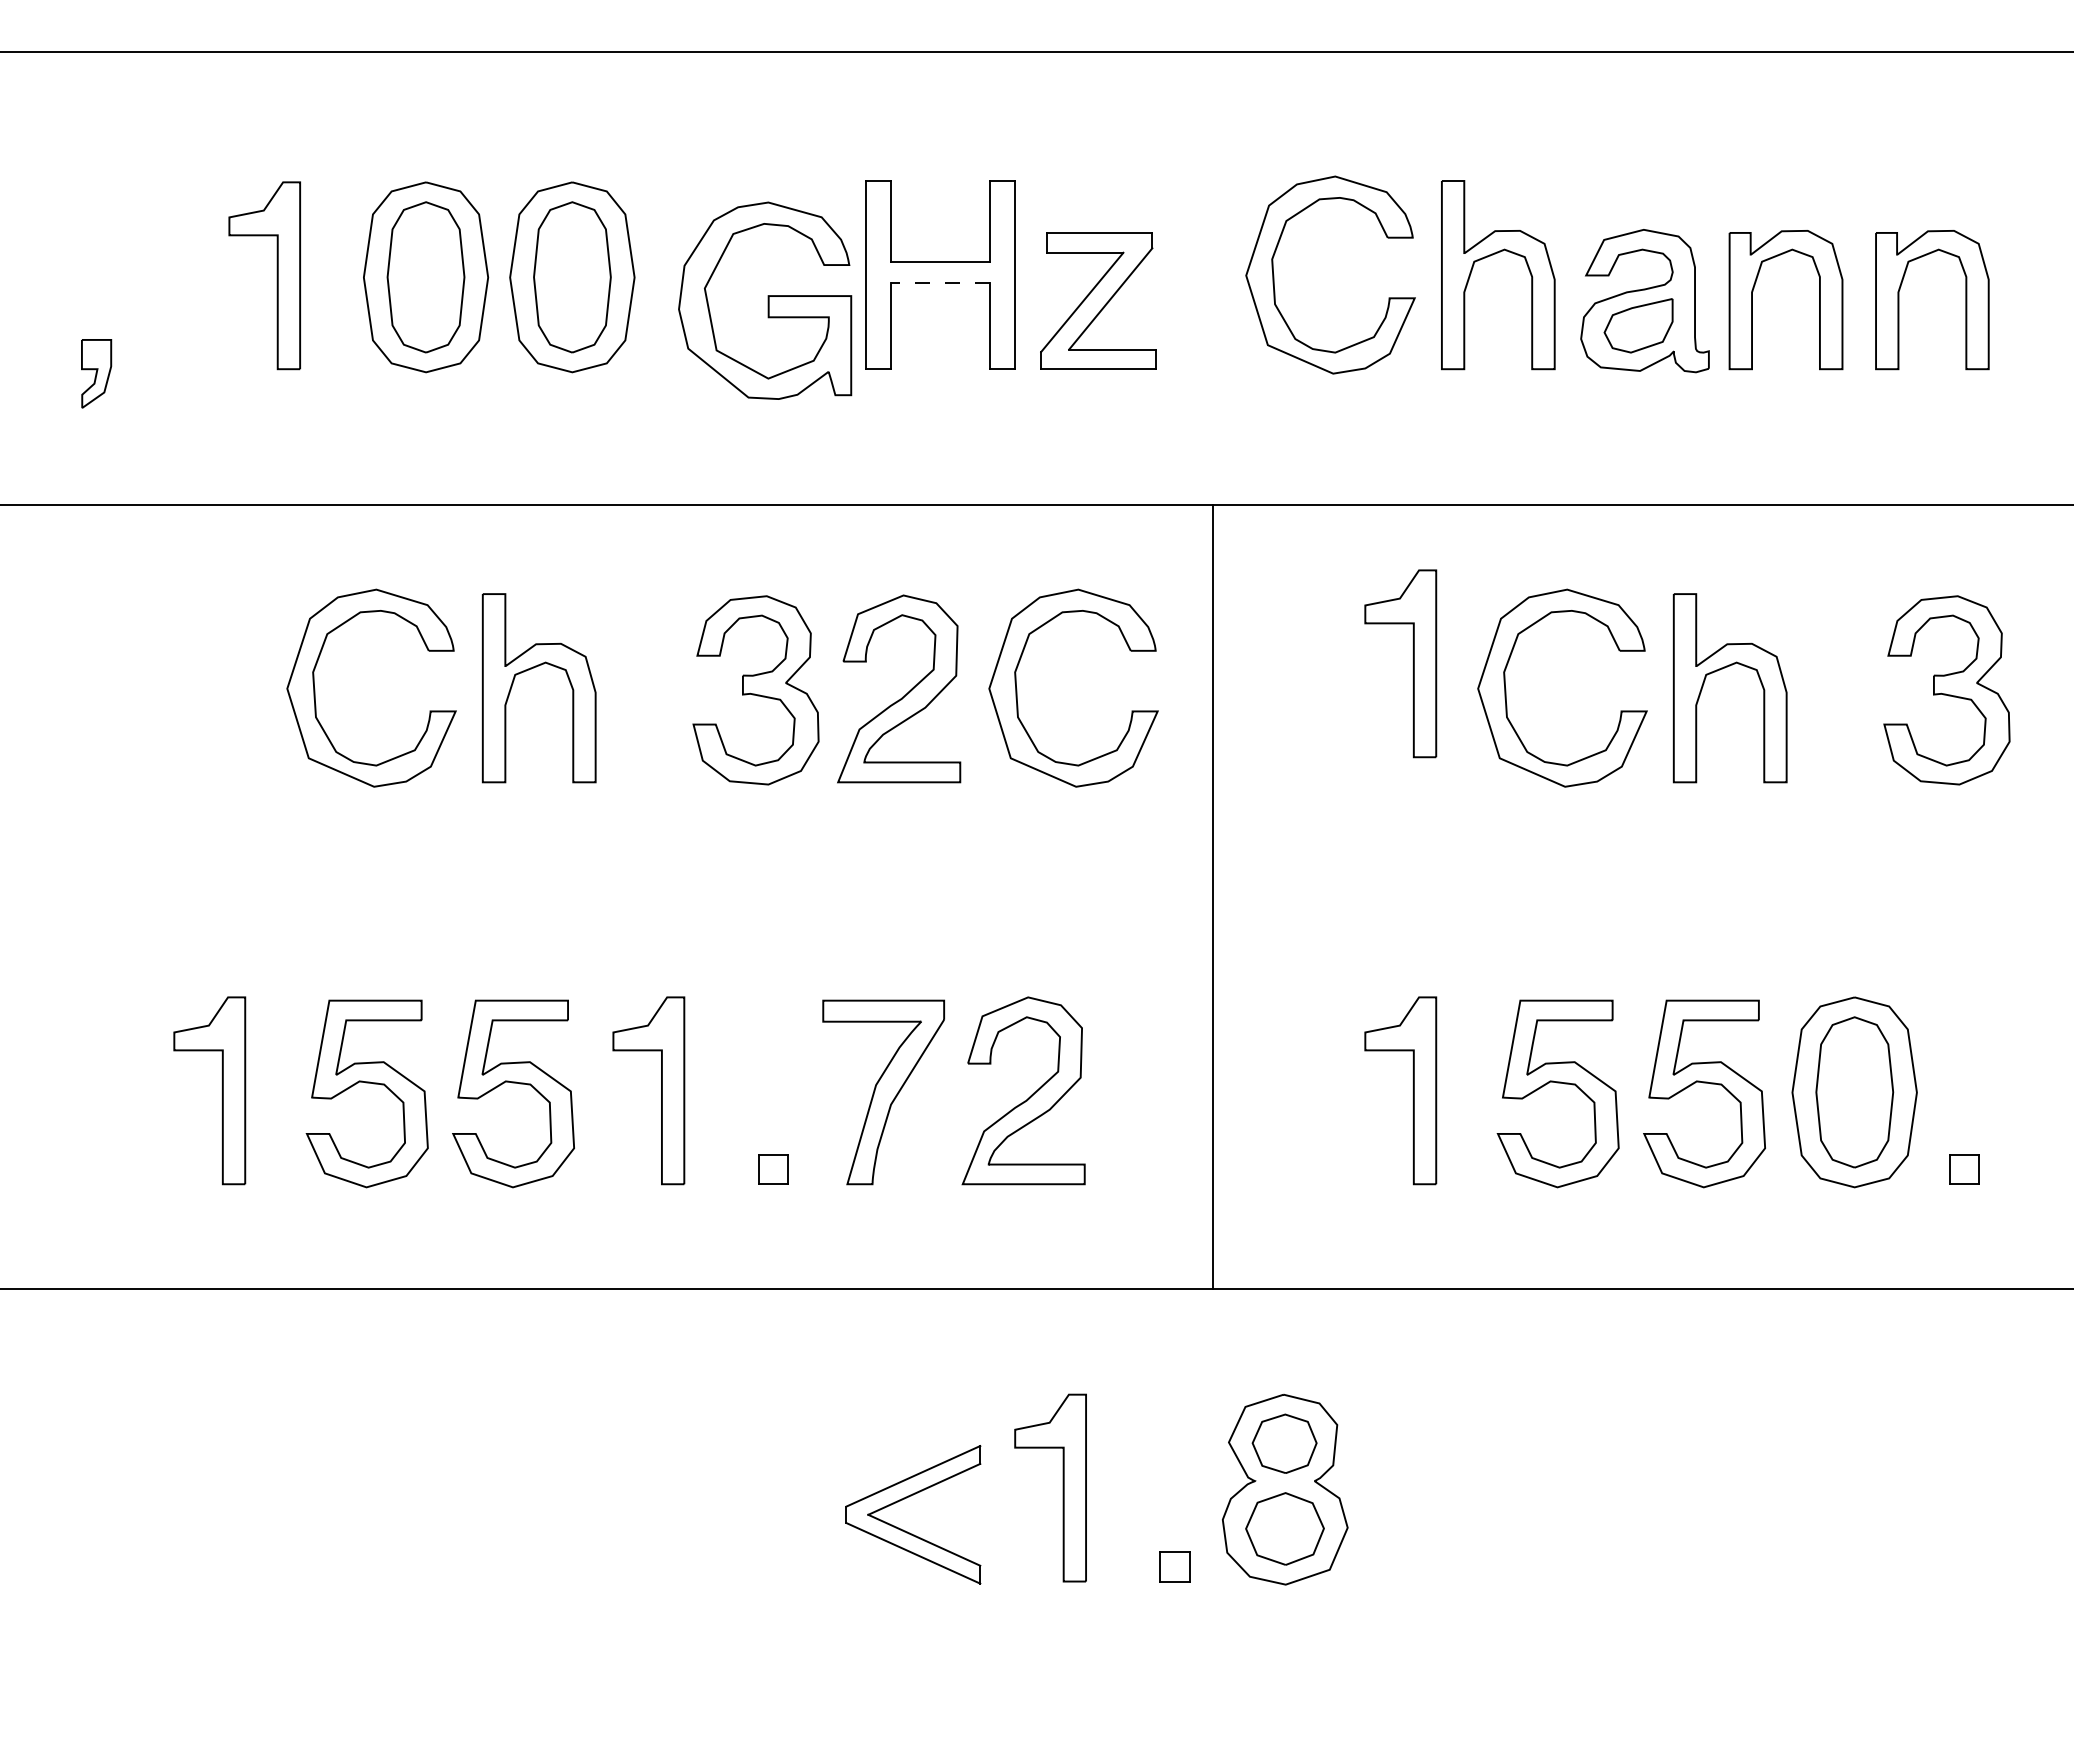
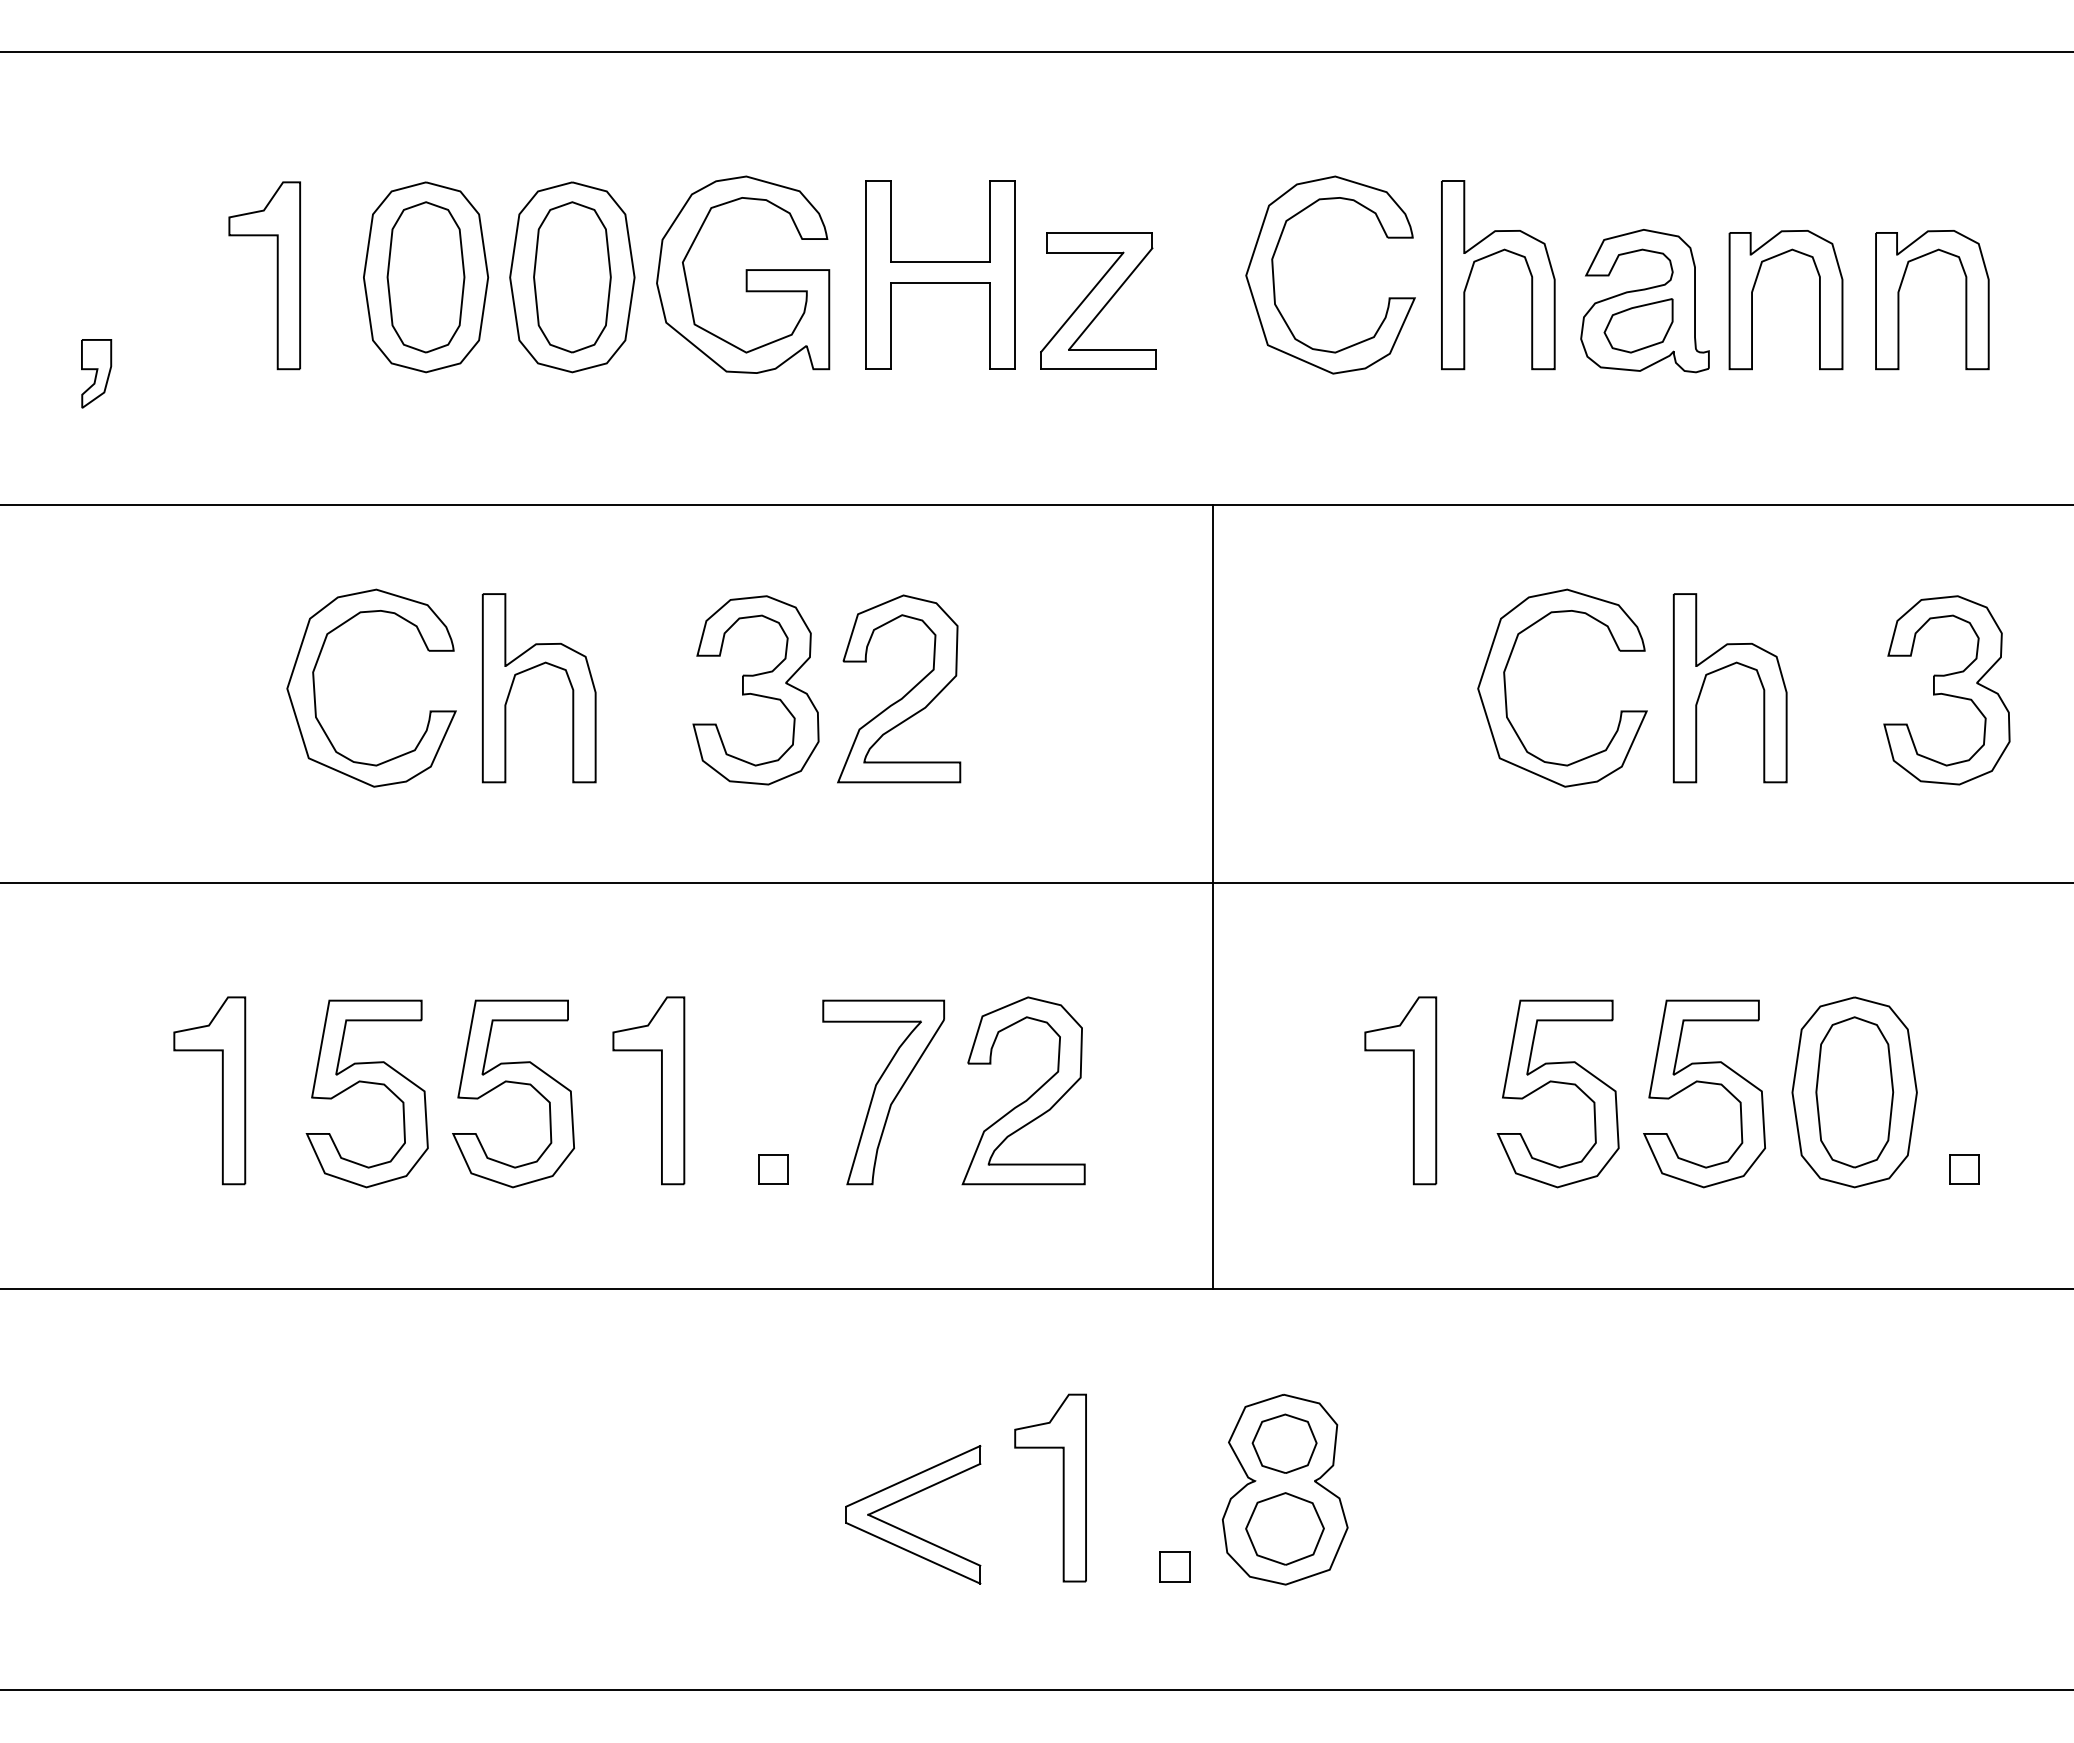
line: dashed -> solid (940, 283)
part position: (765, 300) -> (743, 274) (743, 274)
part: present -> none (1412, 663)
part: present -> none (1017, 689)
line: none -> present (1036, 883)
line: none -> present (1036, 1690)
